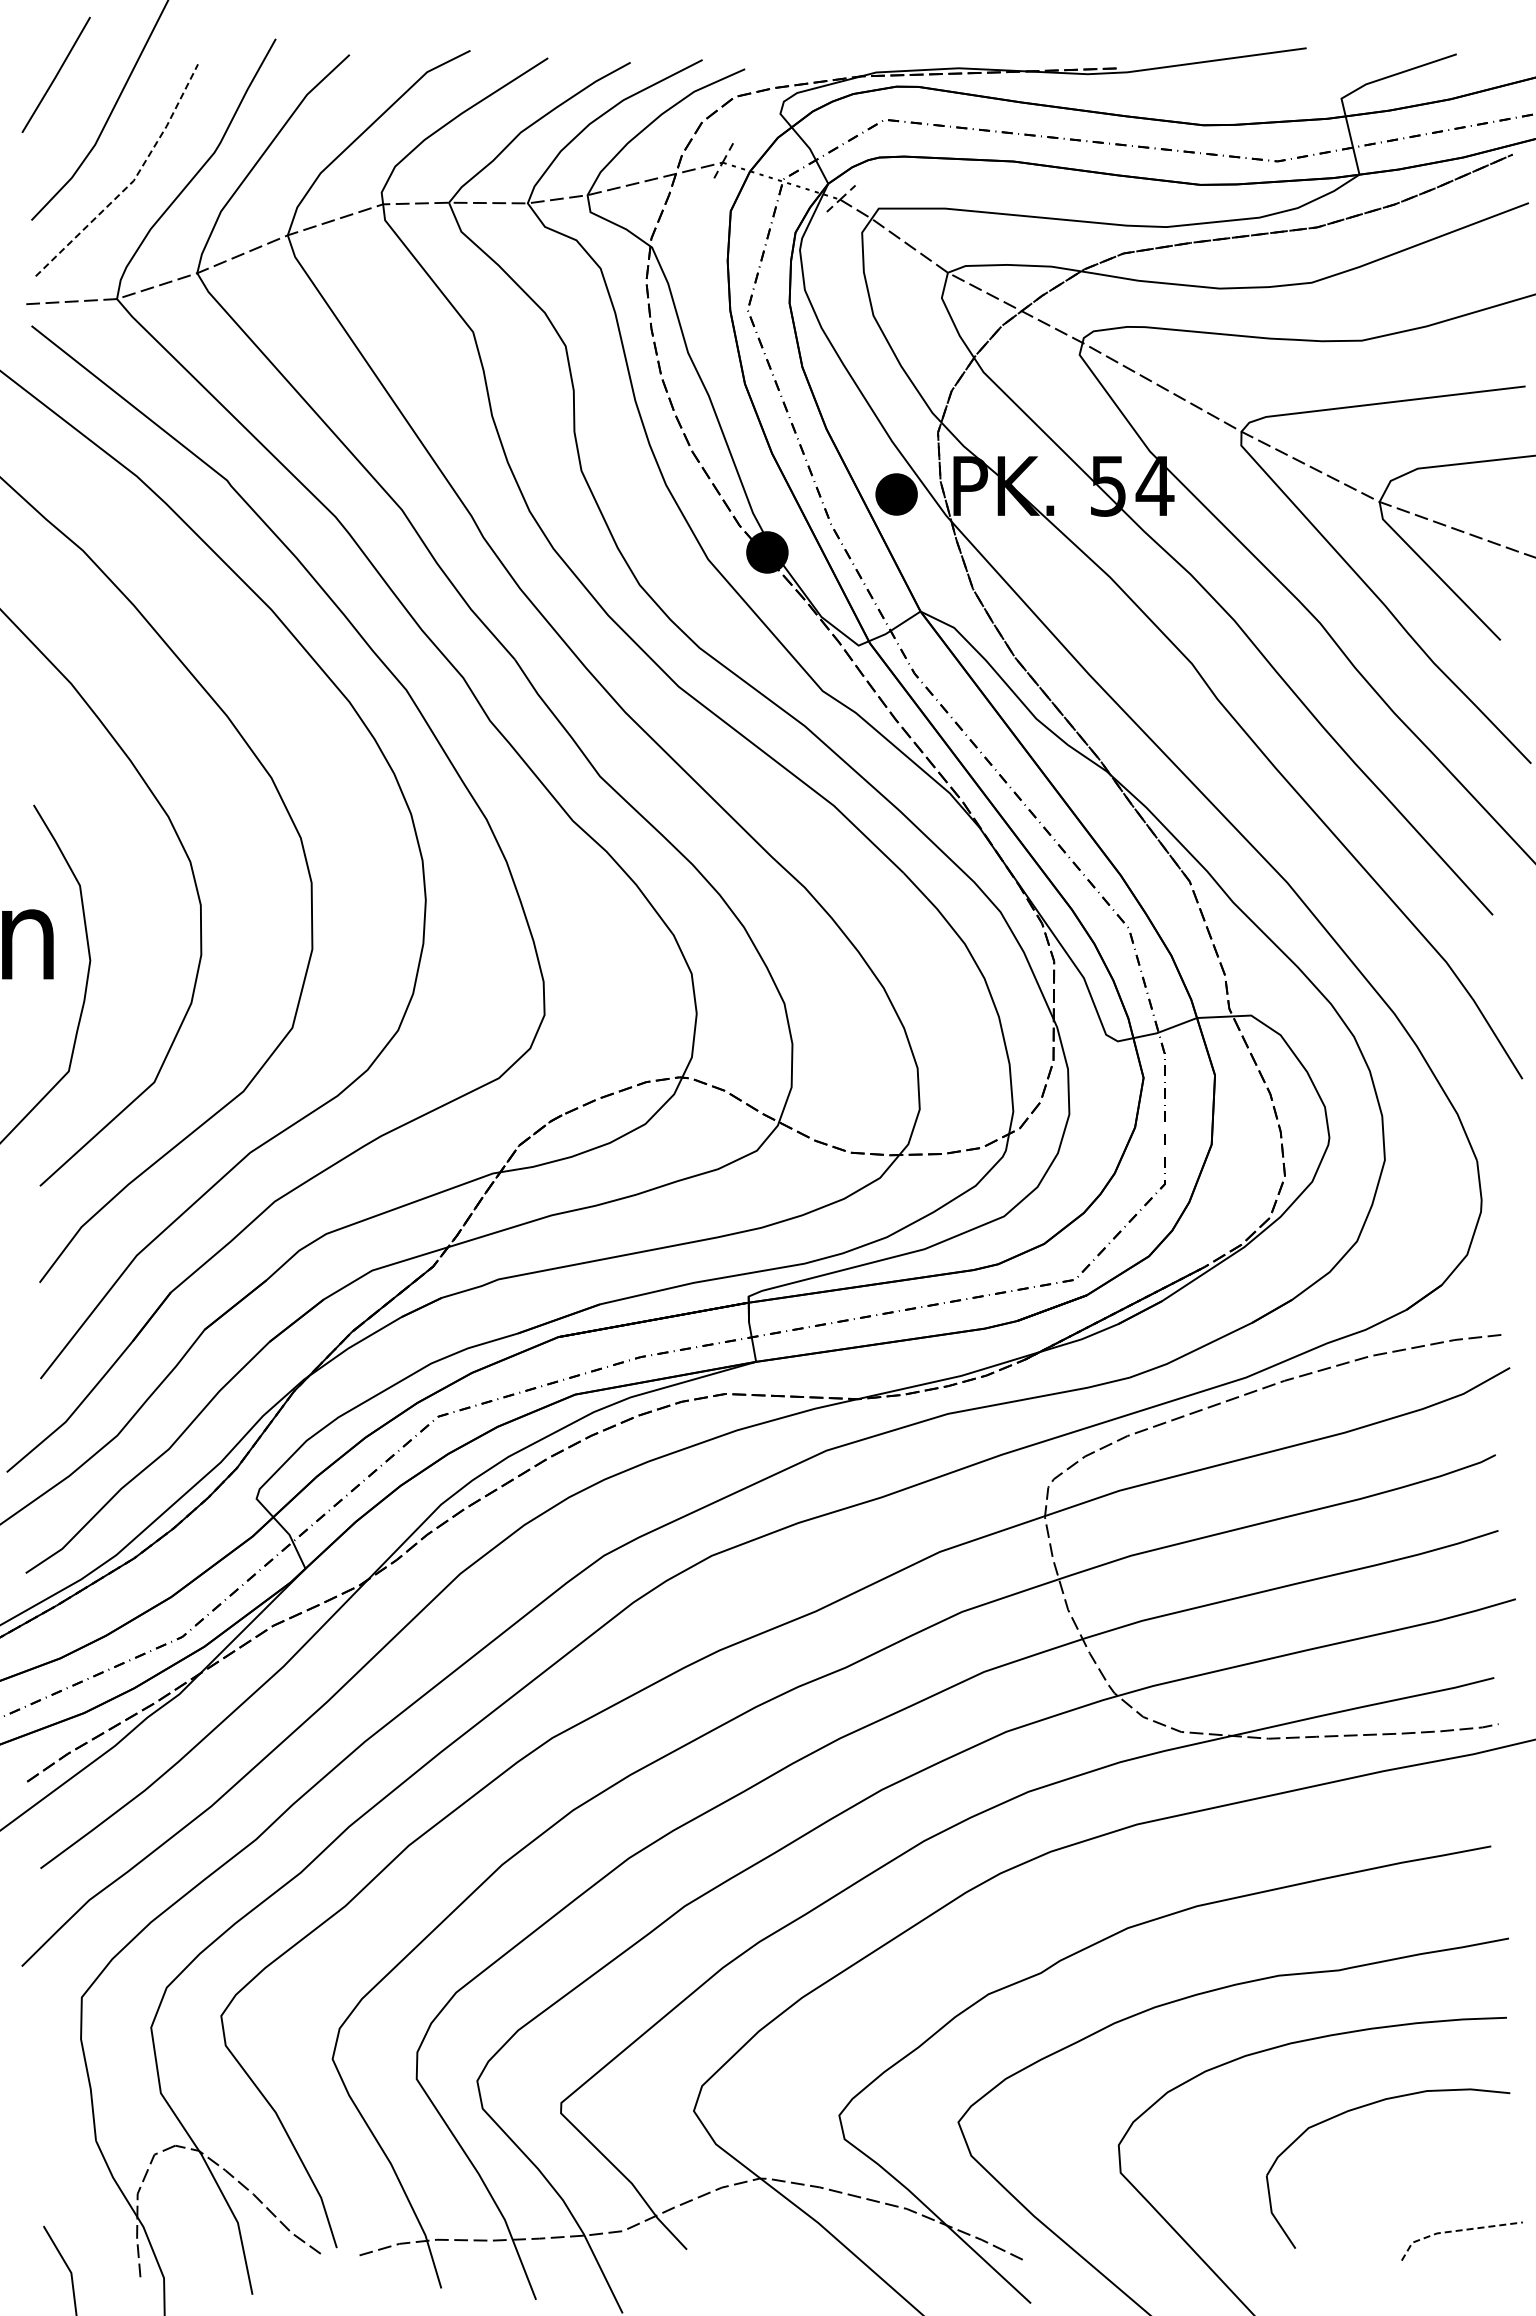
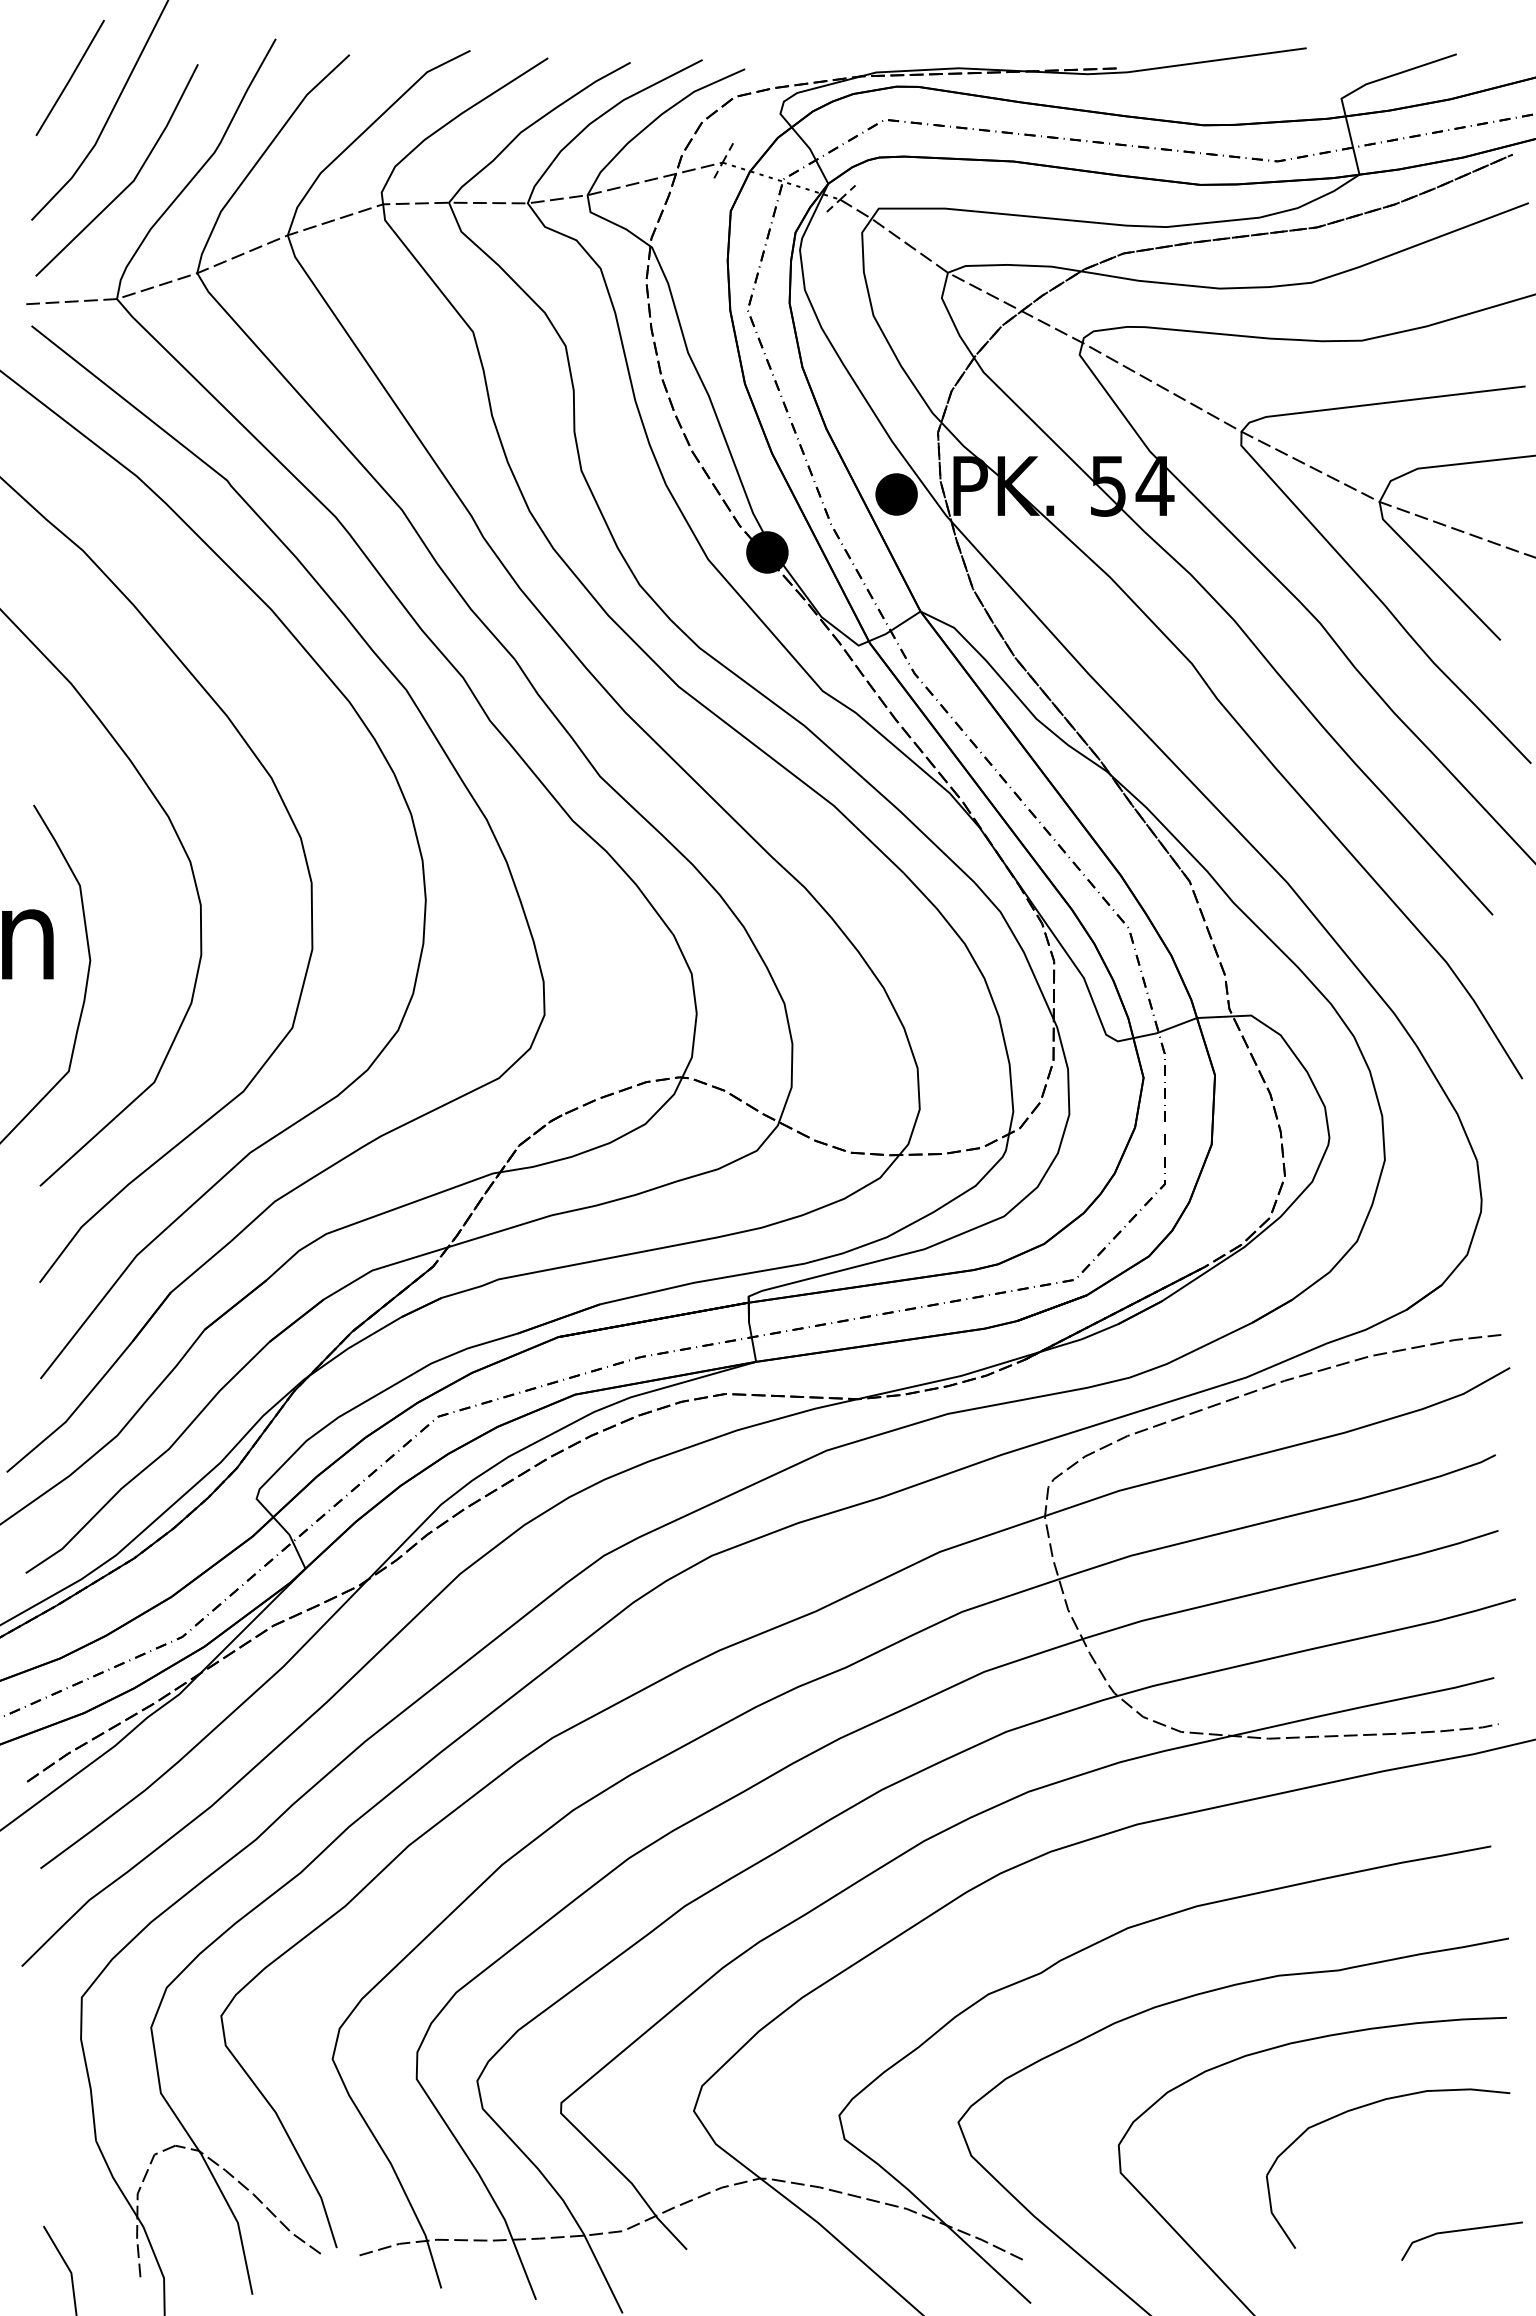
line position: (56, 74) -> (70, 77) (70, 77)
line: dashed -> solid (133, 180)
line: dashed -> solid (1455, 2231)
